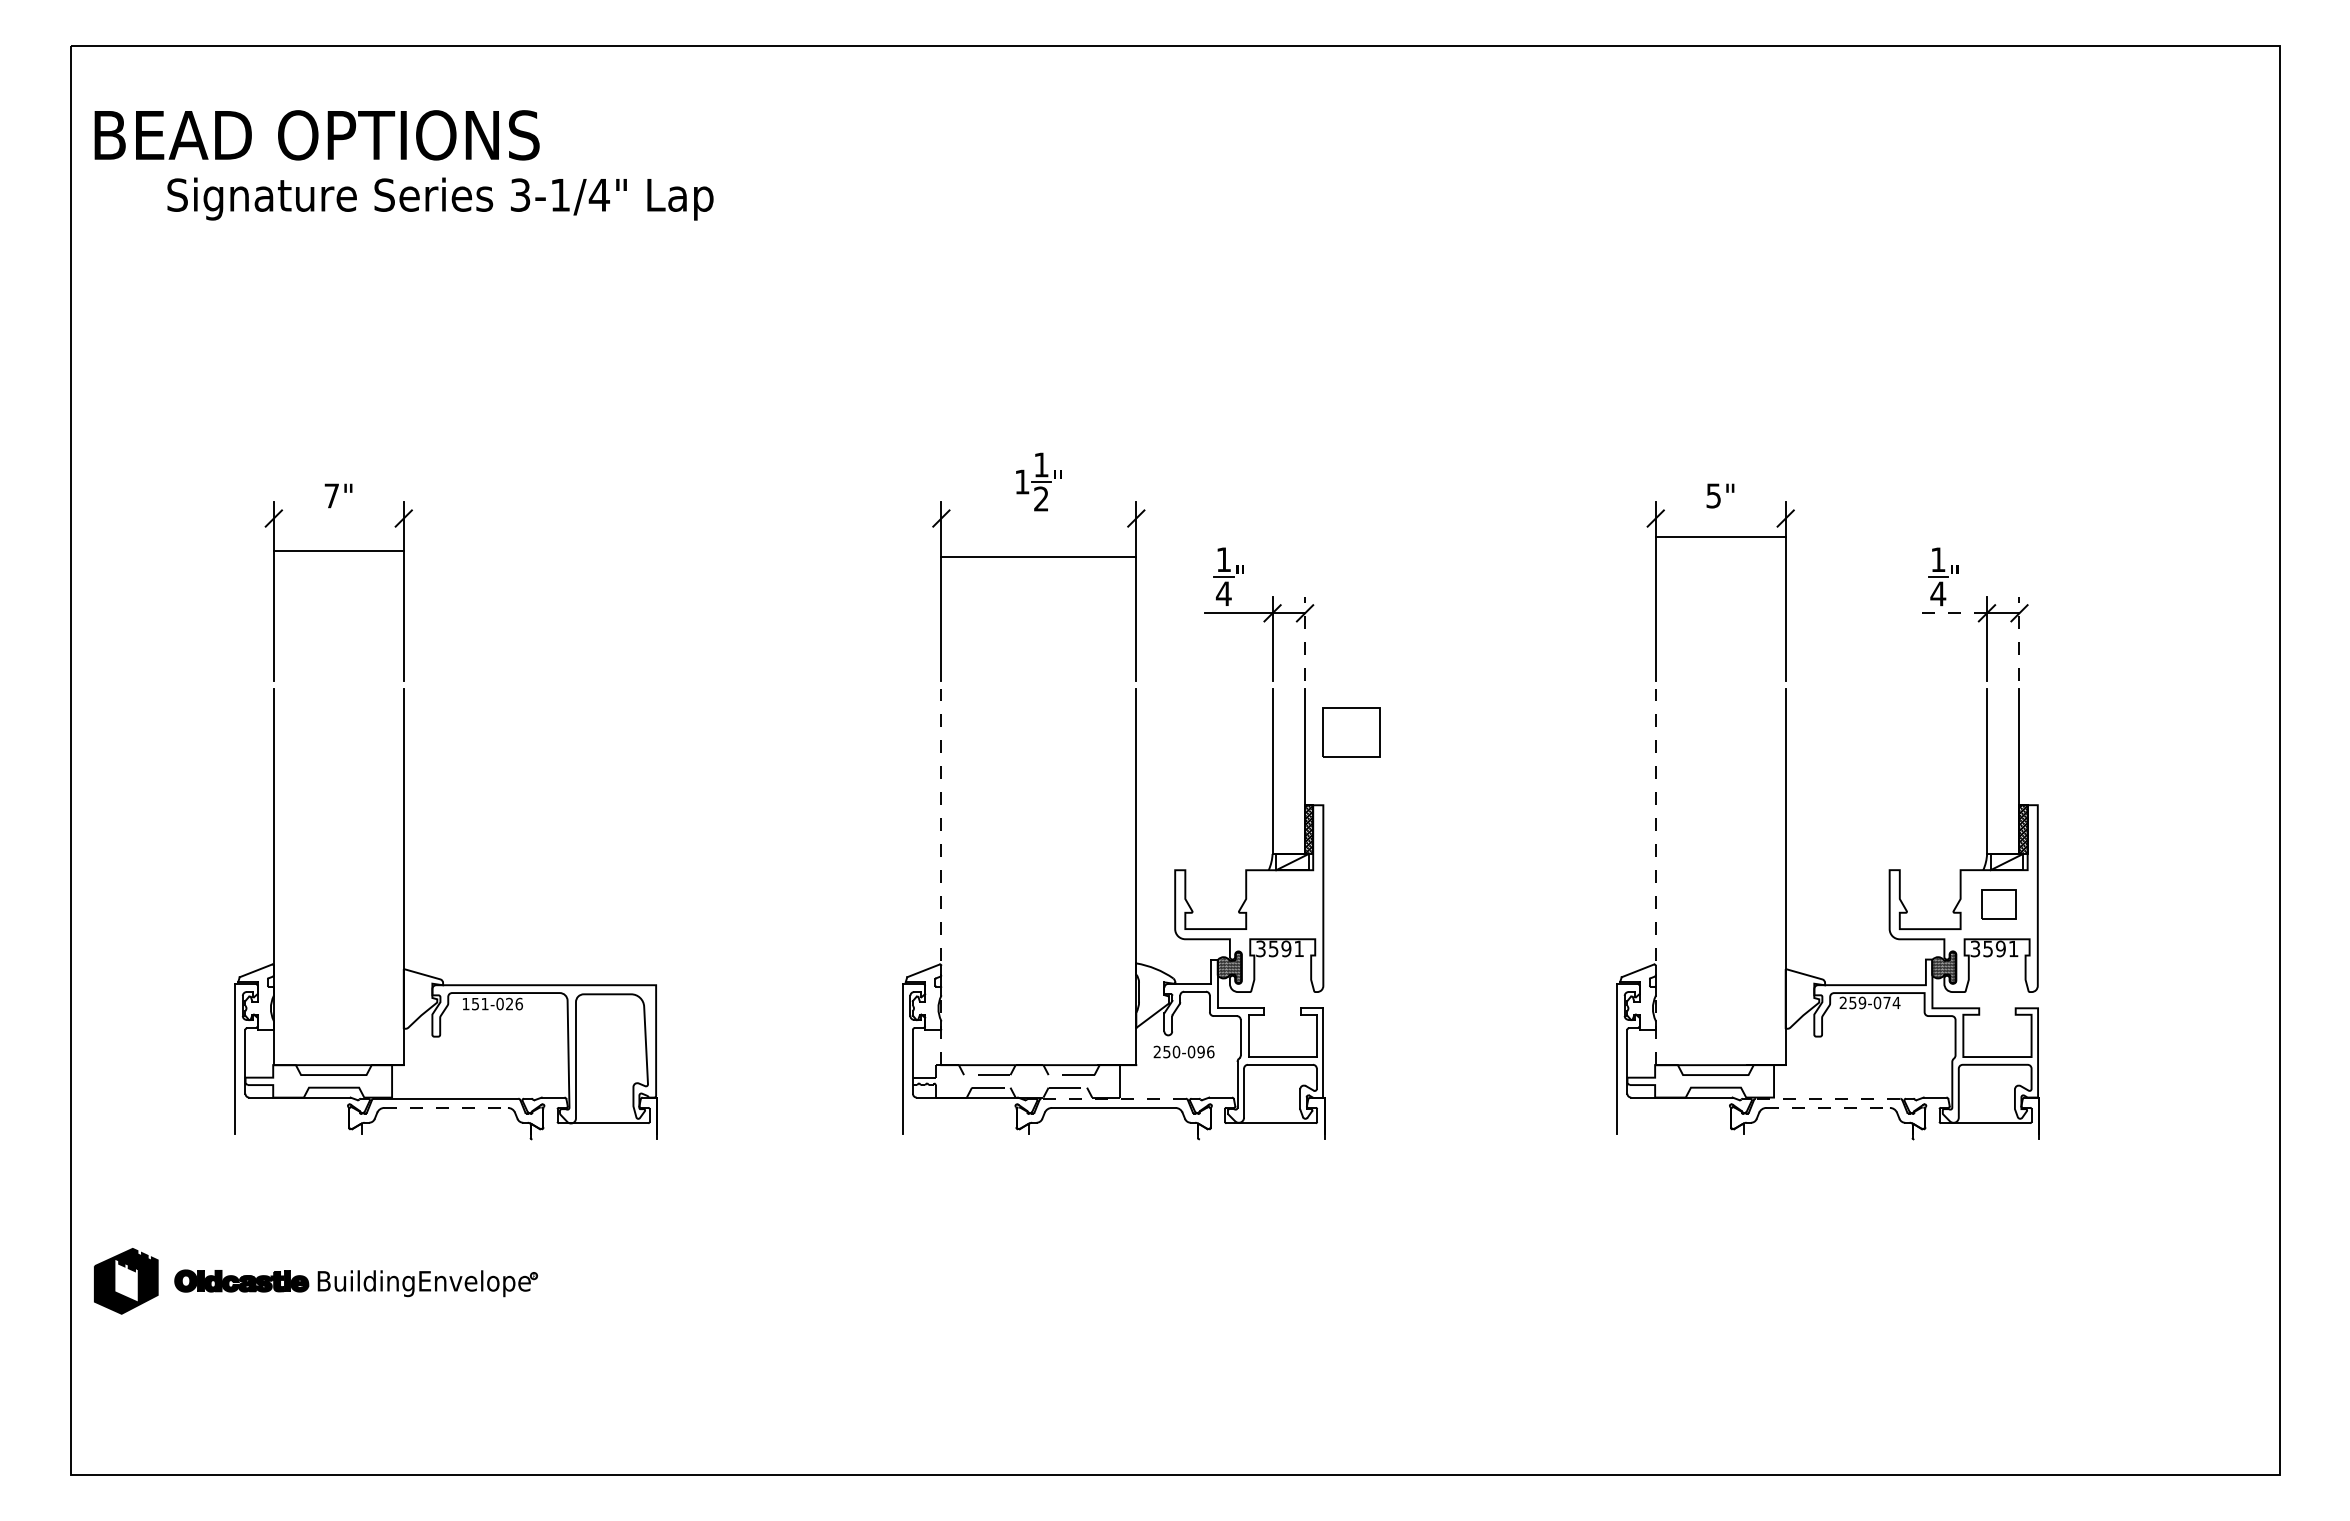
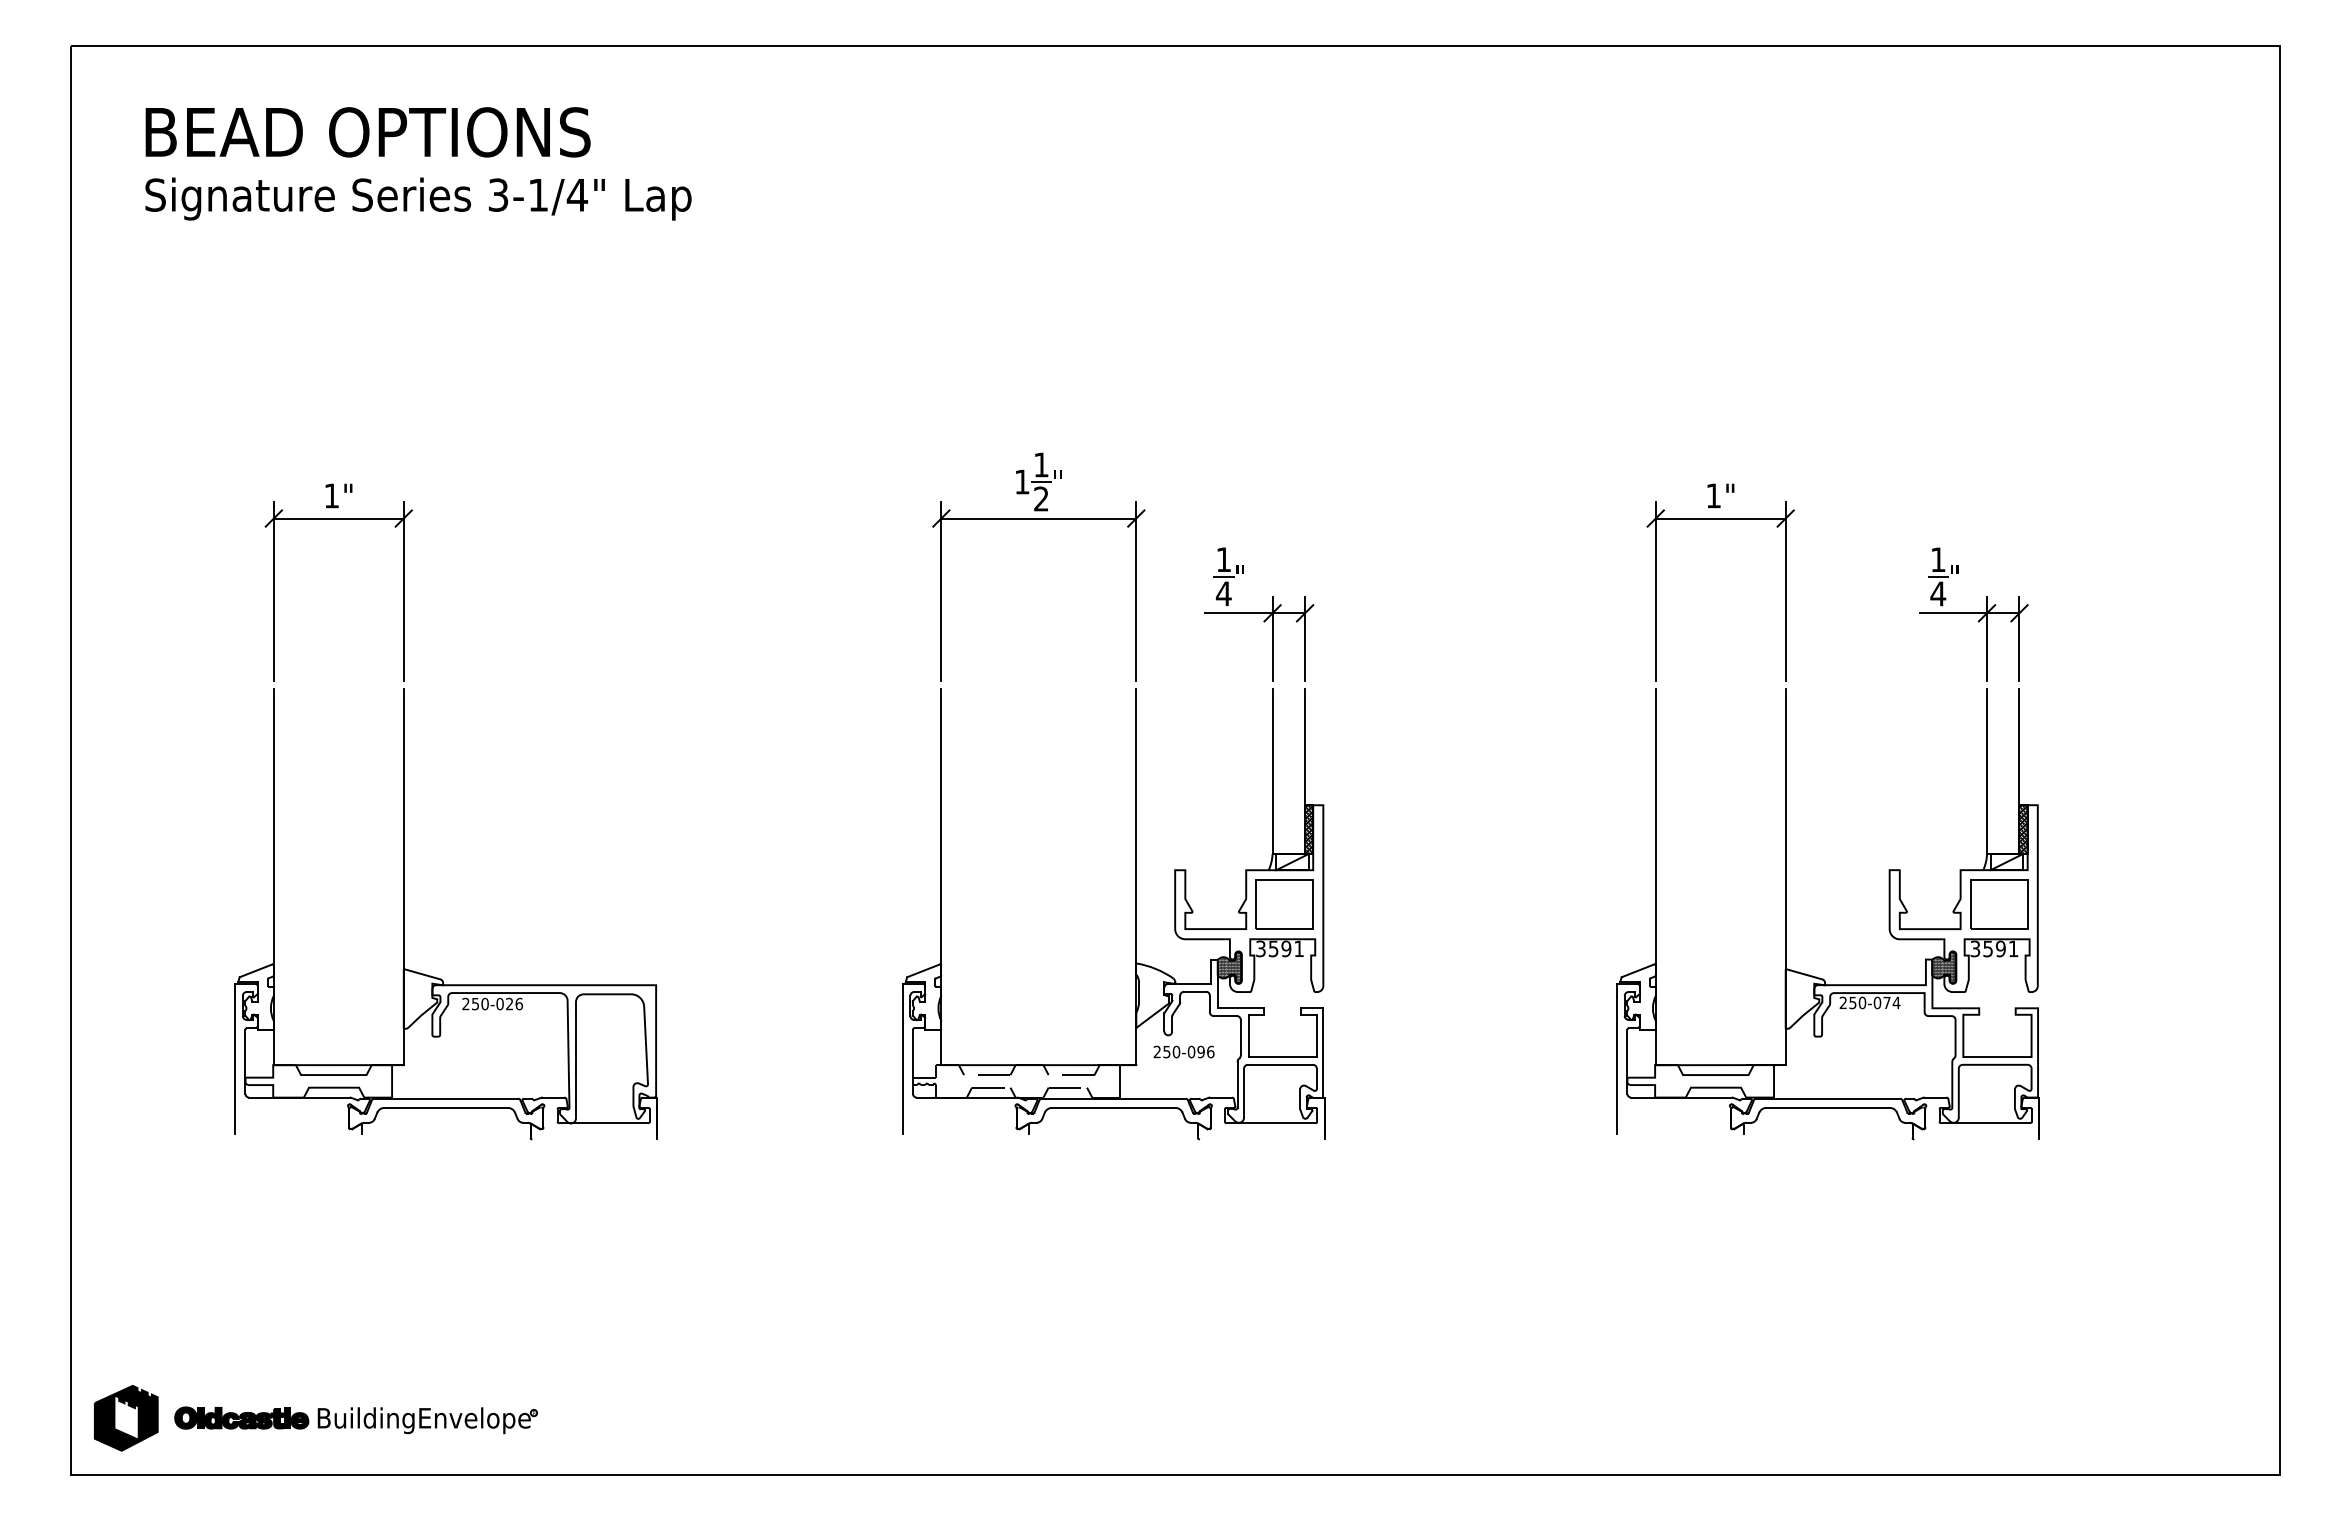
text position: (316, 135) -> (367, 132) (367, 132)
text position: (440, 198) -> (418, 198) (418, 198)
text: 7" -> 1" (331, 495)
text: 5" -> 1" (1713, 495)
line position: (1720, 536) -> (1720, 518) (1720, 518)
line position: (338, 550) -> (338, 518) (338, 518)
line position: (1038, 556) -> (1038, 518) (1038, 518)
line: dashed -> solid (1953, 613)
line: dashed -> solid (1305, 639)
line: dashed -> solid (2019, 639)
part position: (1351, 732) -> (1284, 904) (1284, 904)
line: dashed -> solid (1655, 876)
line: dashed -> solid (941, 877)
part size: 36x31 px -> 59x51 px (1999, 904)
text: 151-026 -> 250-026 (475, 1003)
text: 259-074 -> 250-074 (1862, 1003)
line: dashed -> solid (1113, 1098)
line: dashed -> solid (1827, 1098)
line: dashed -> solid (446, 1107)
line: dashed -> solid (1828, 1107)
part position: (315, 1281) -> (315, 1418) (315, 1418)
